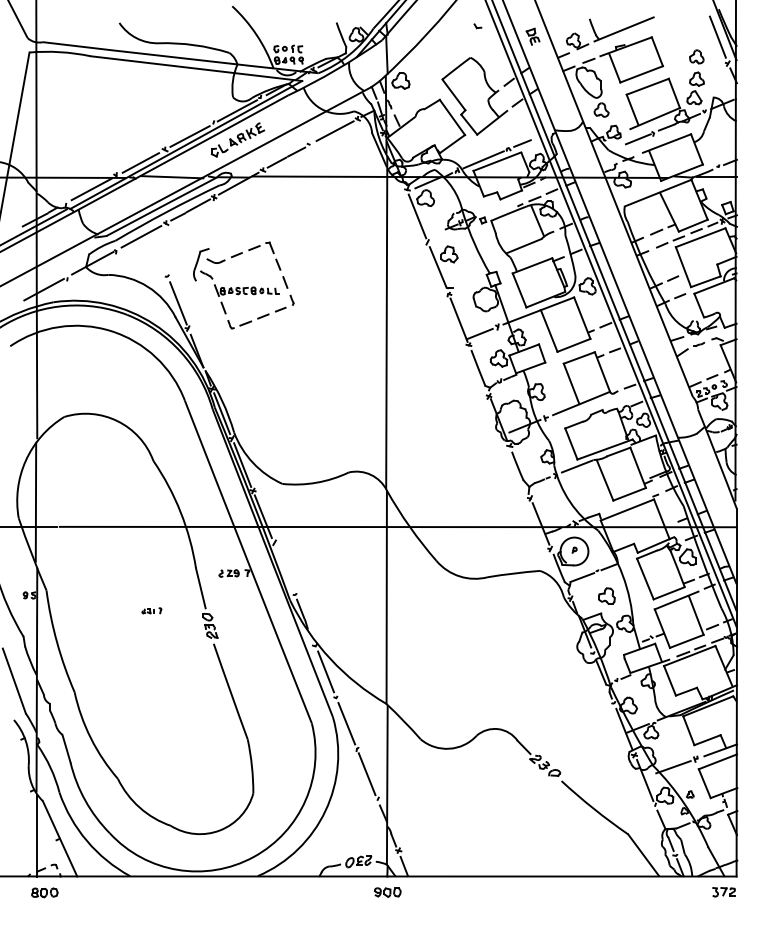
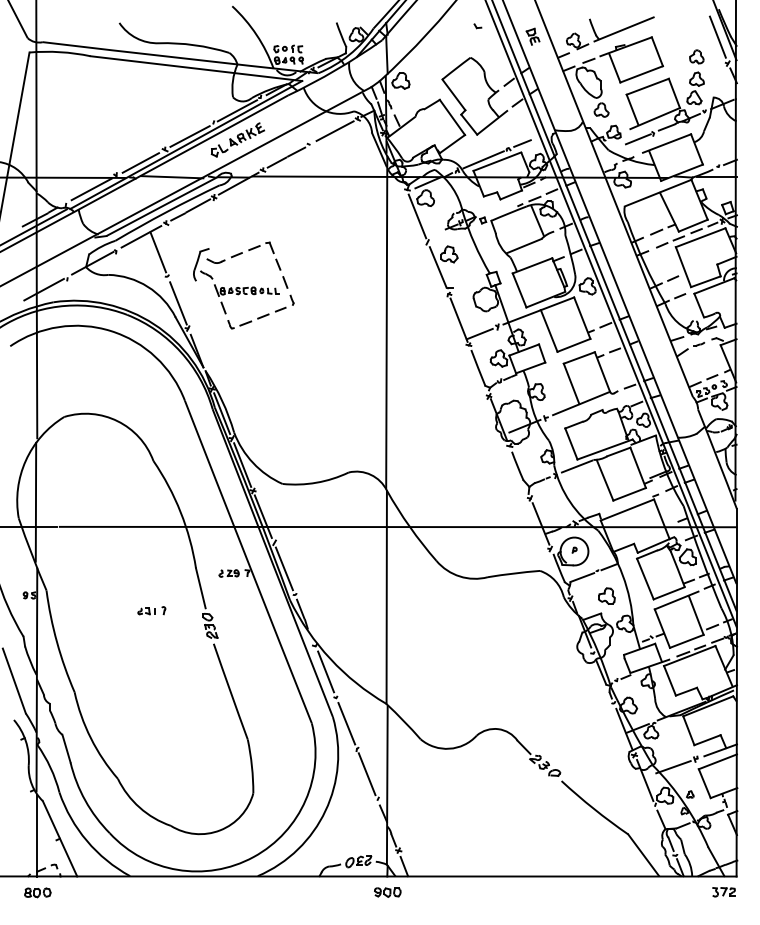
line: none -> present (158, 252)
line: none -> present (283, 568)
part size: 22x8 px -> 30x10 px (151, 610)
part position: (44, 892) -> (37, 892) (37, 892)
